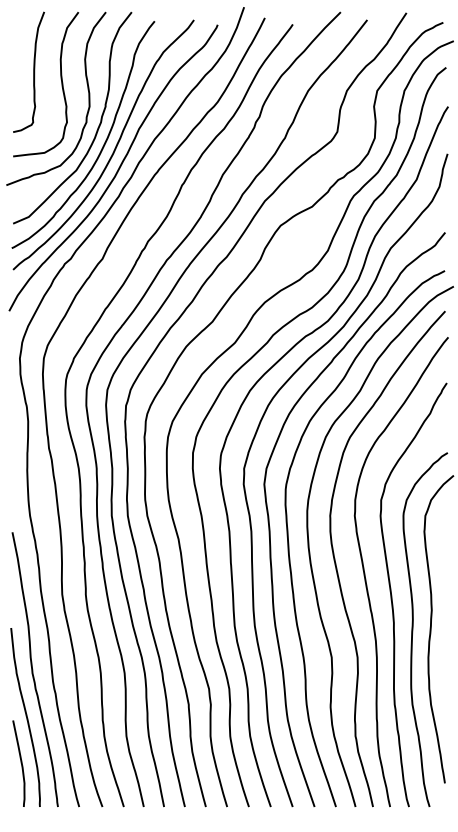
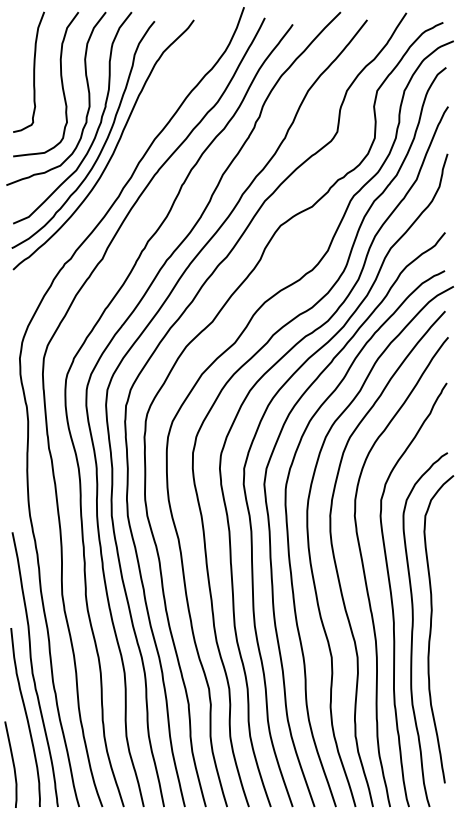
curve: present -> none (117, 169)
curve position: (20, 763) -> (12, 764) (12, 764)
